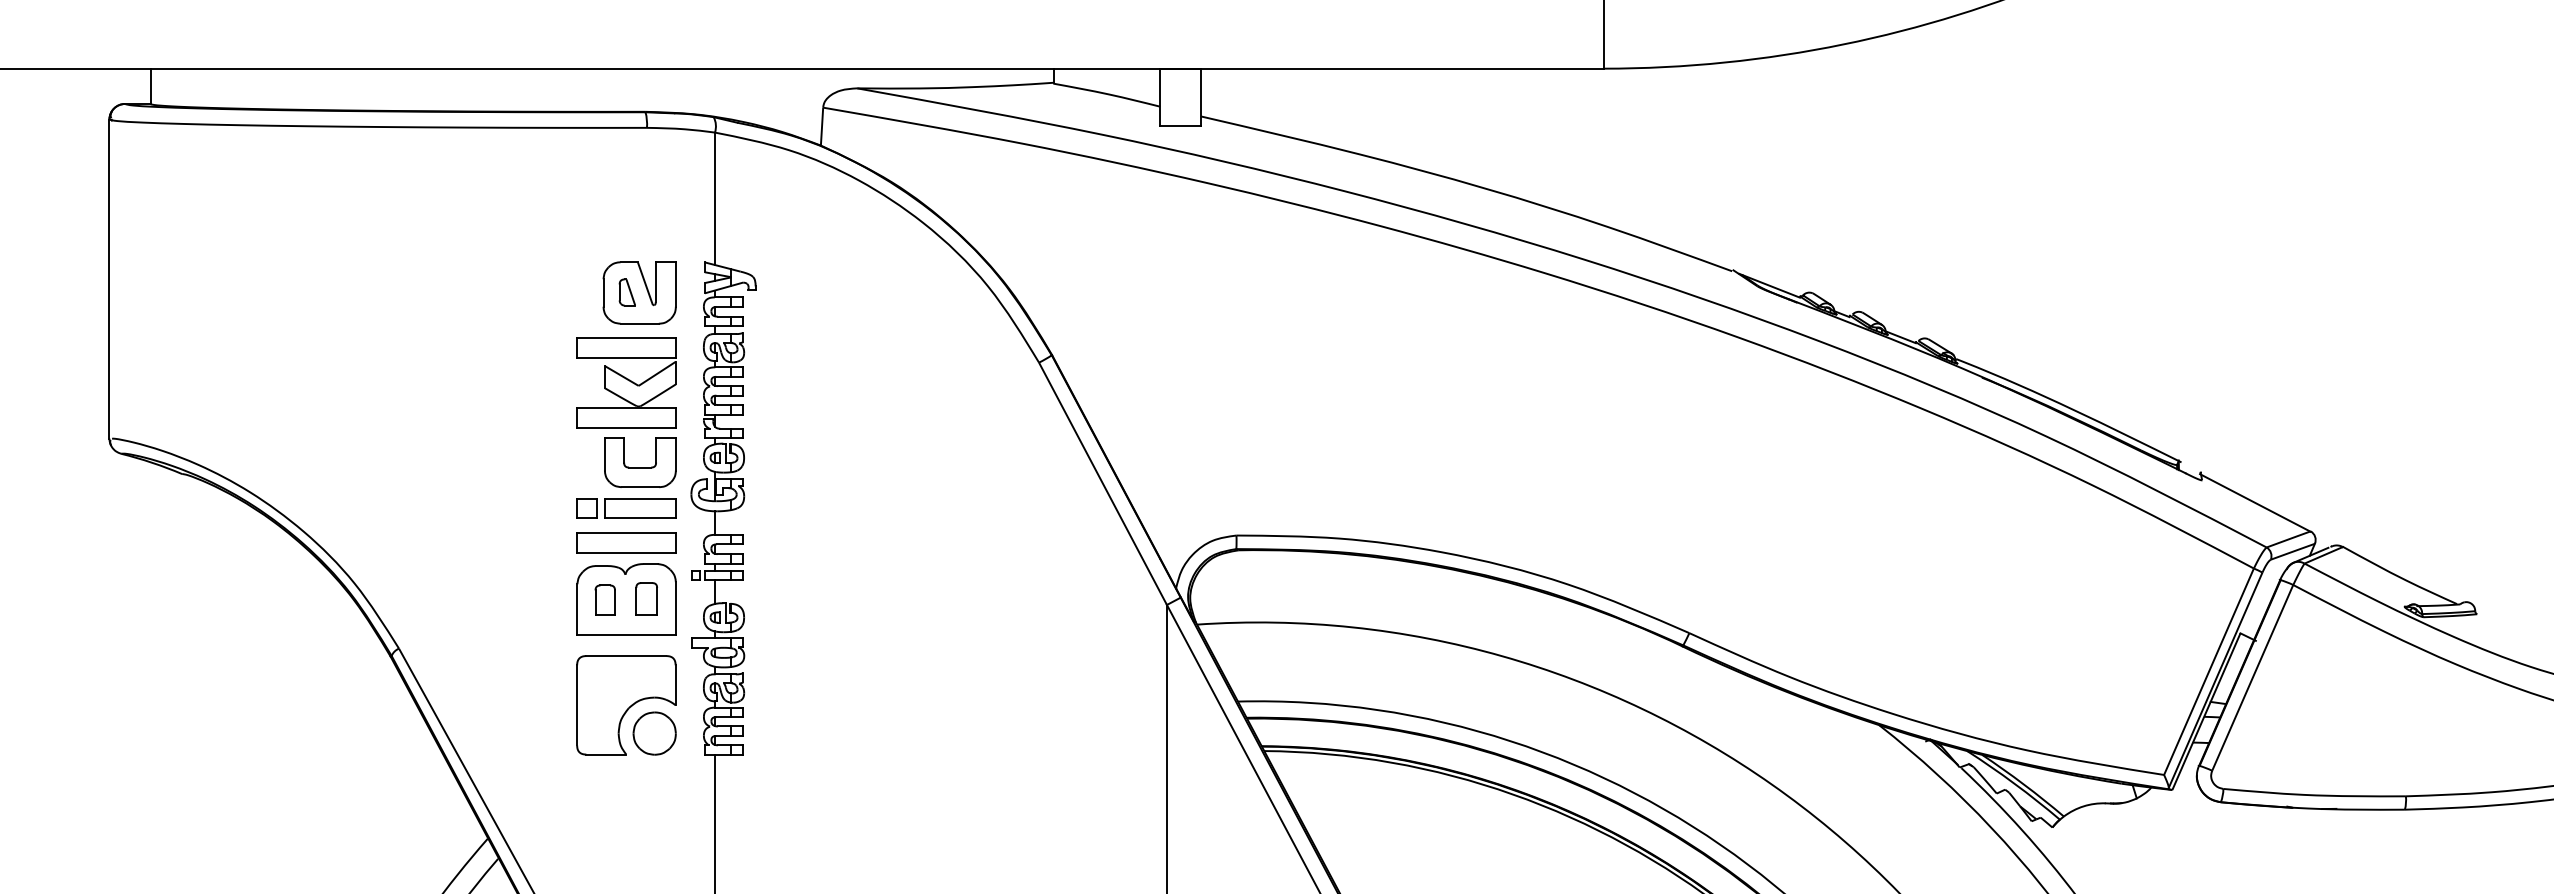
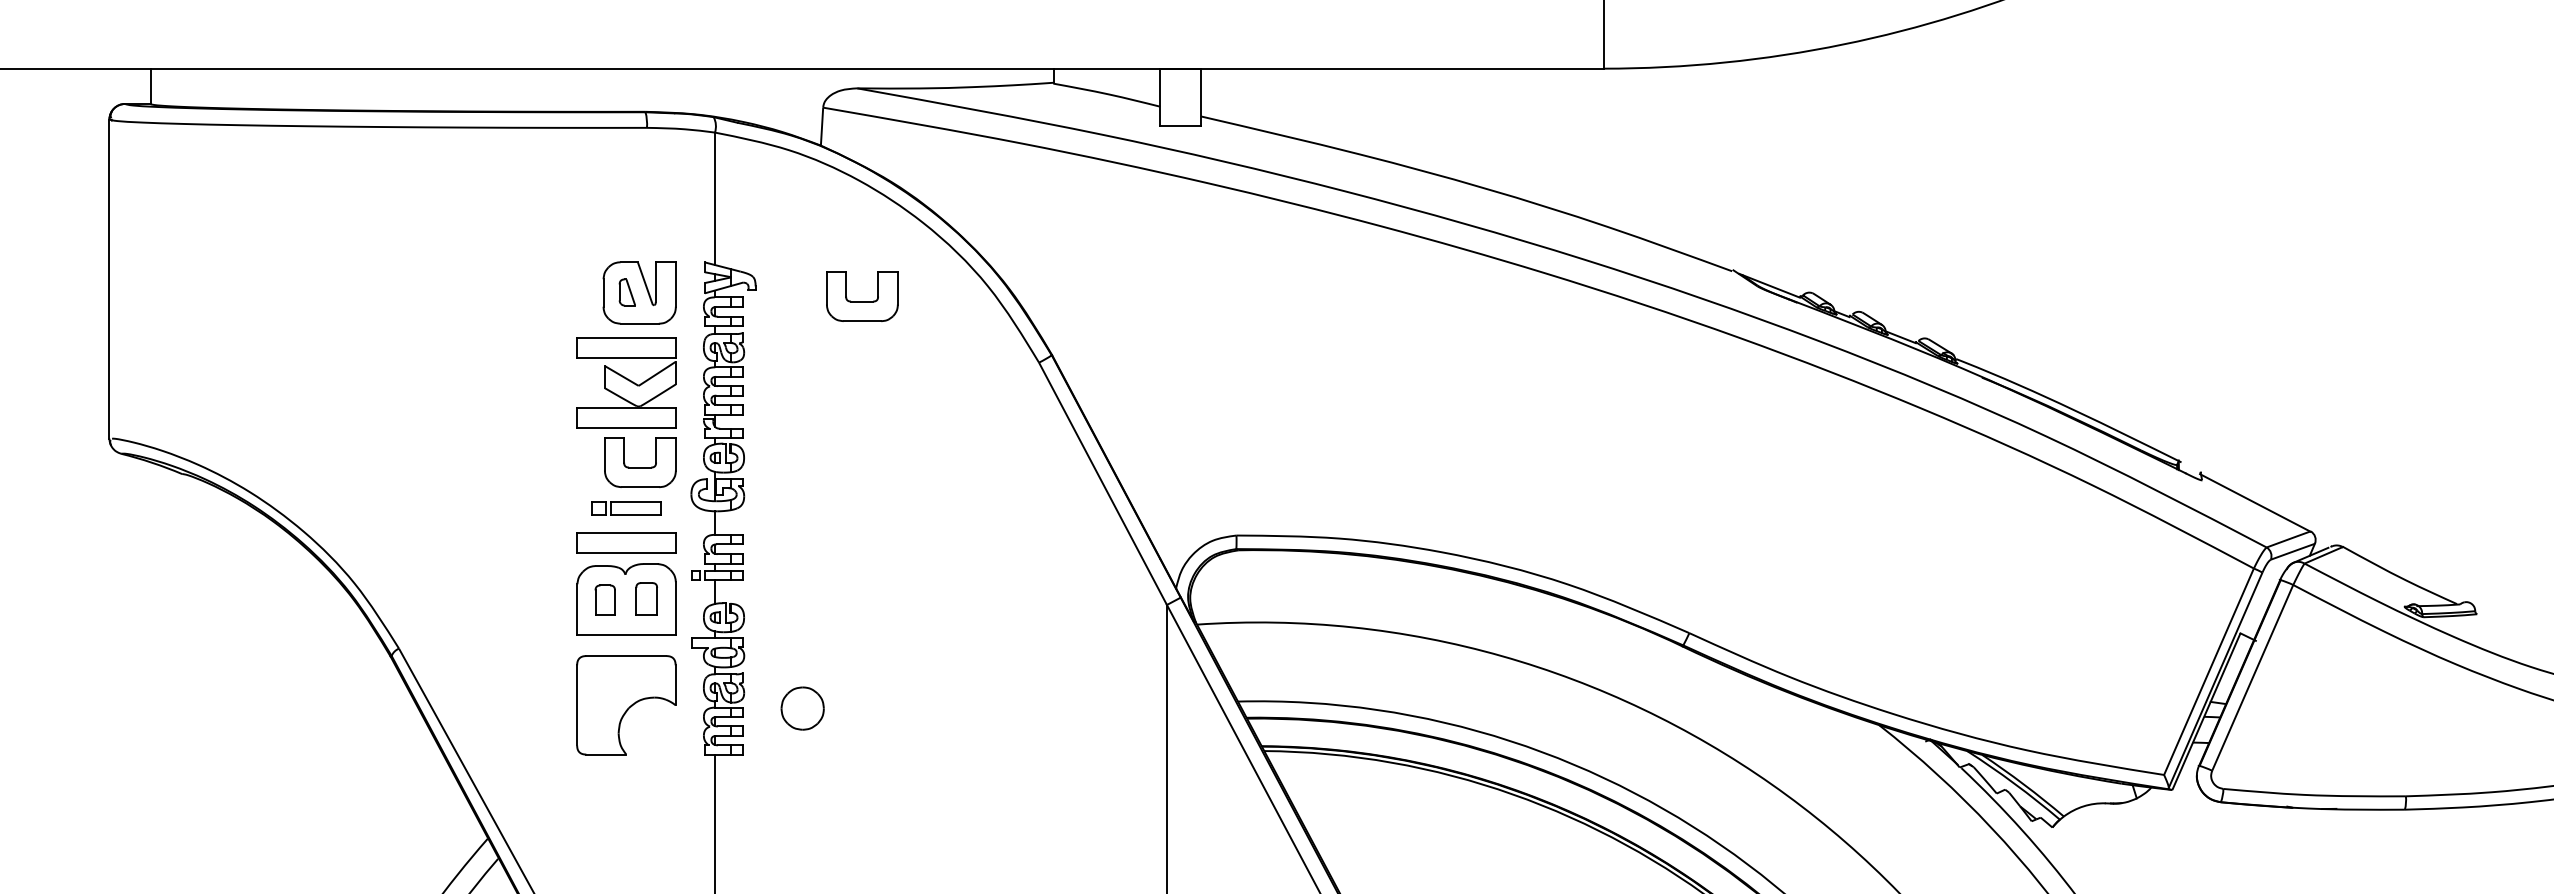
part: none -> present (862, 296)
part size: 101x21 px -> 71x15 px (626, 508)
part position: (654, 733) -> (802, 708) (802, 708)
